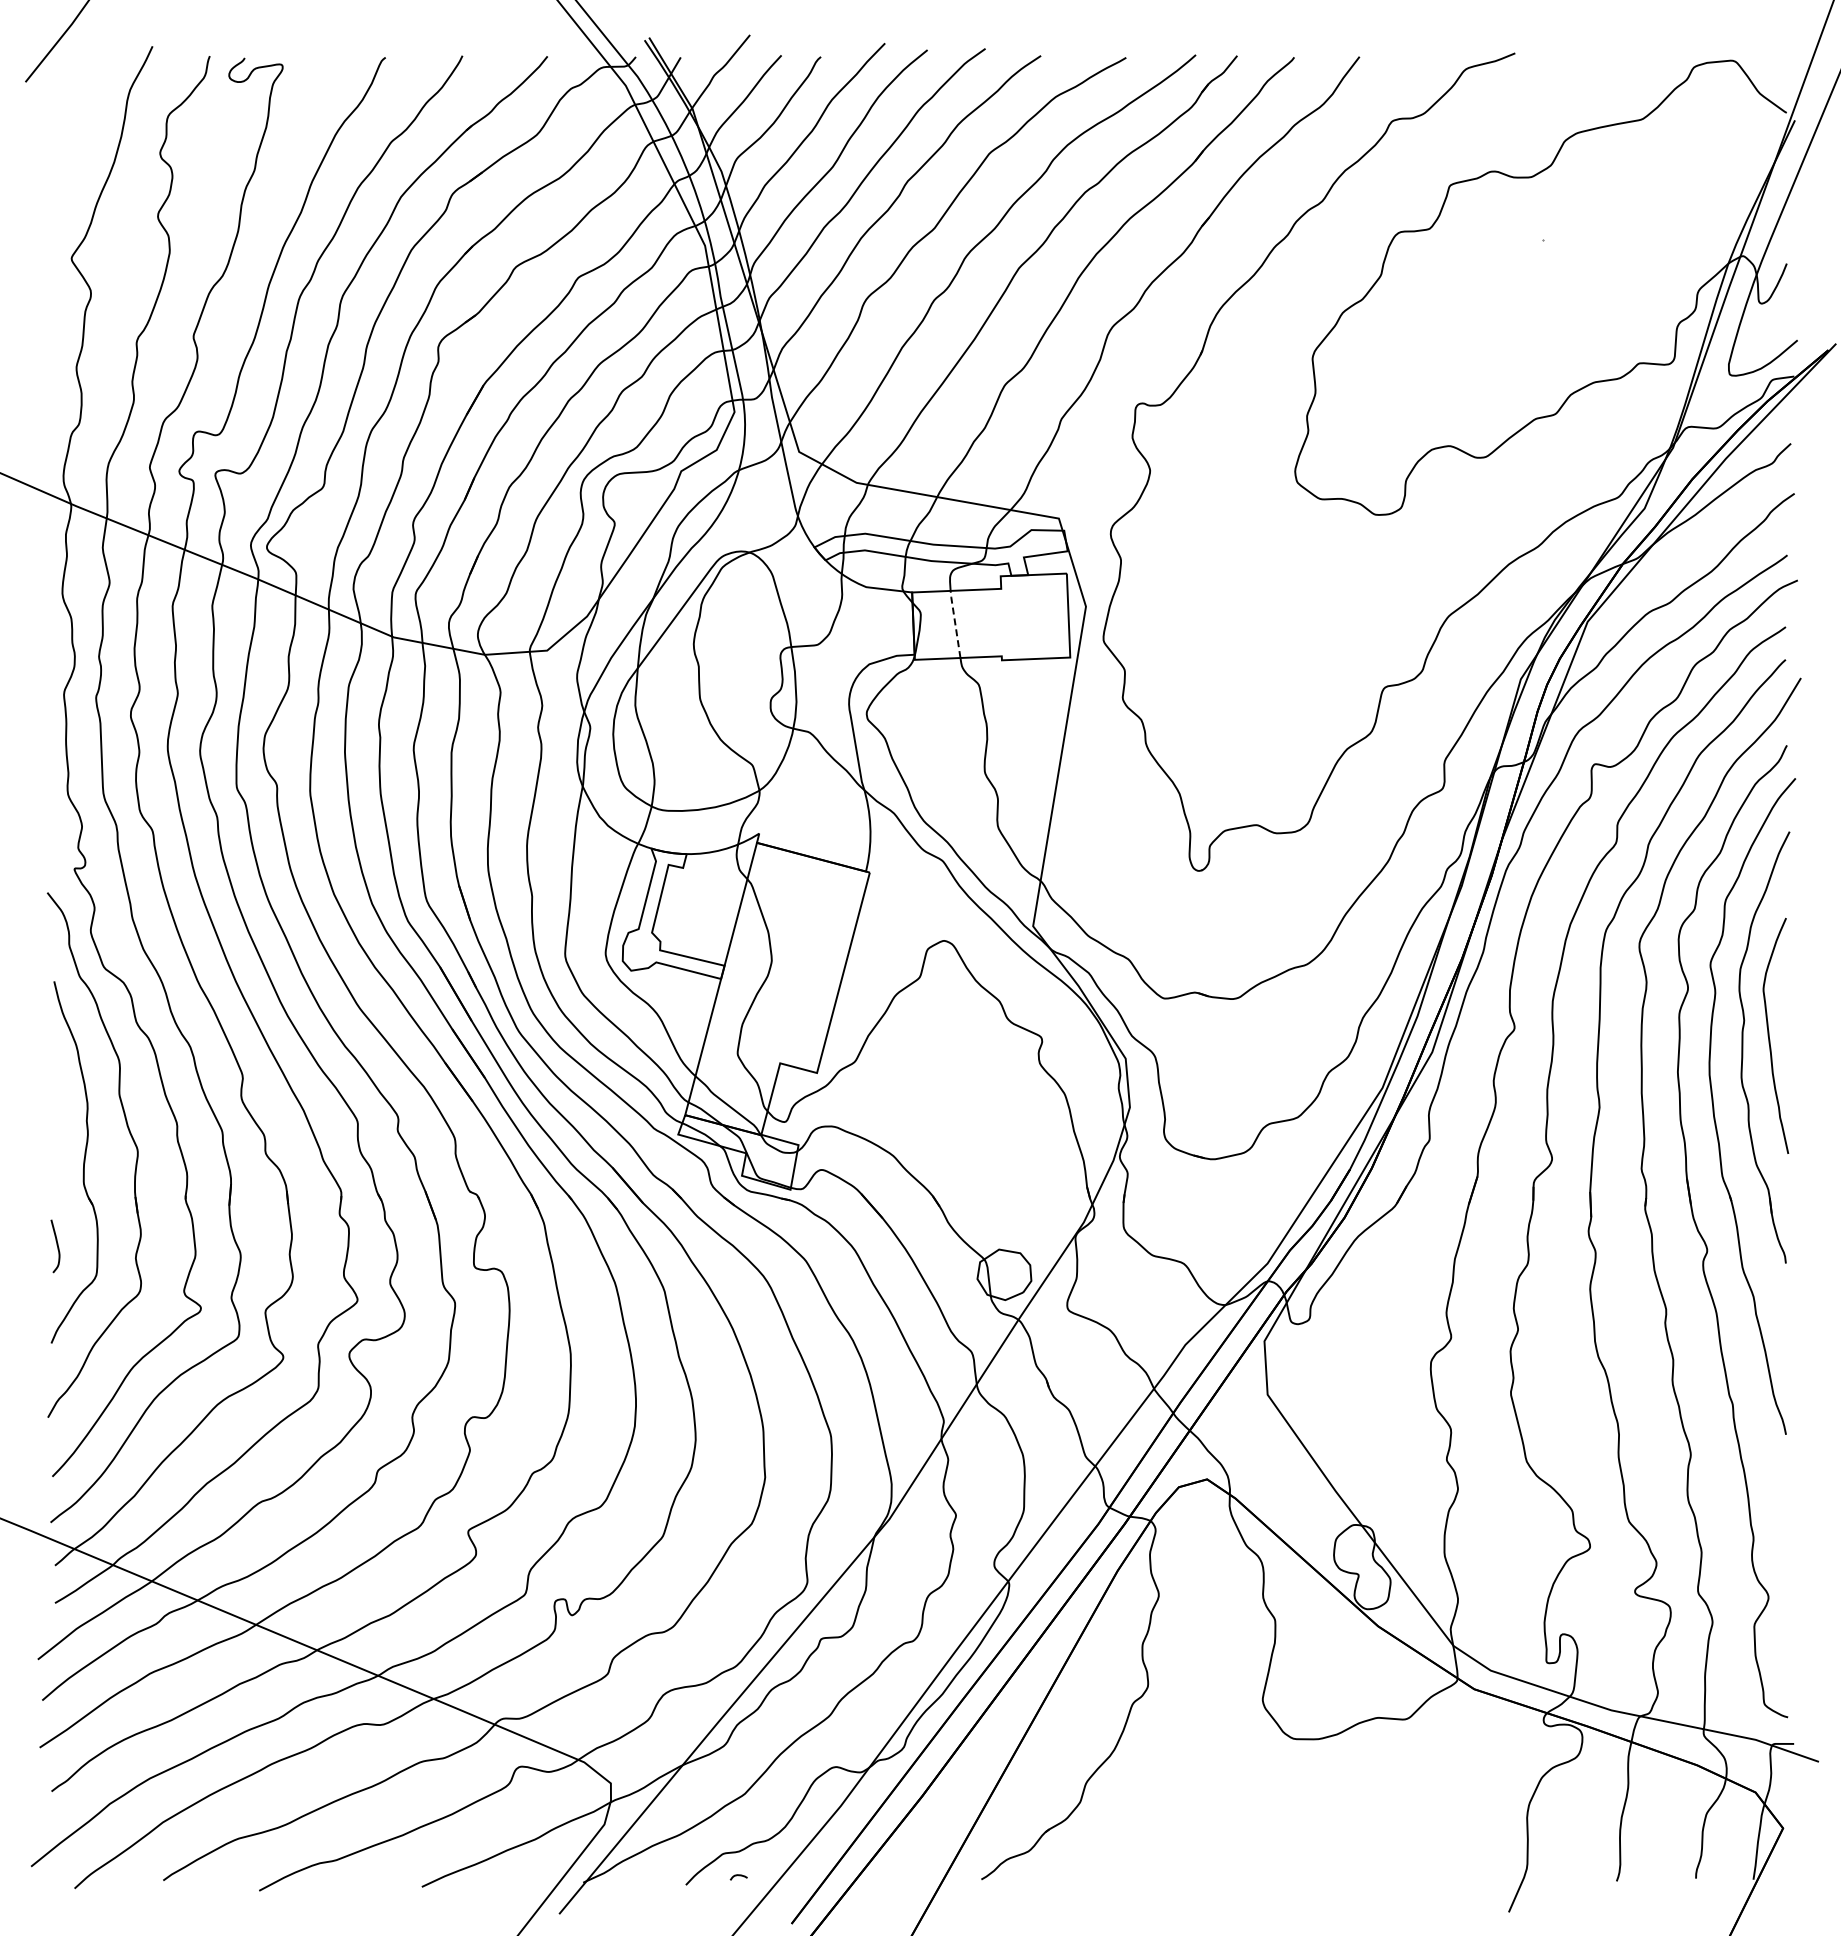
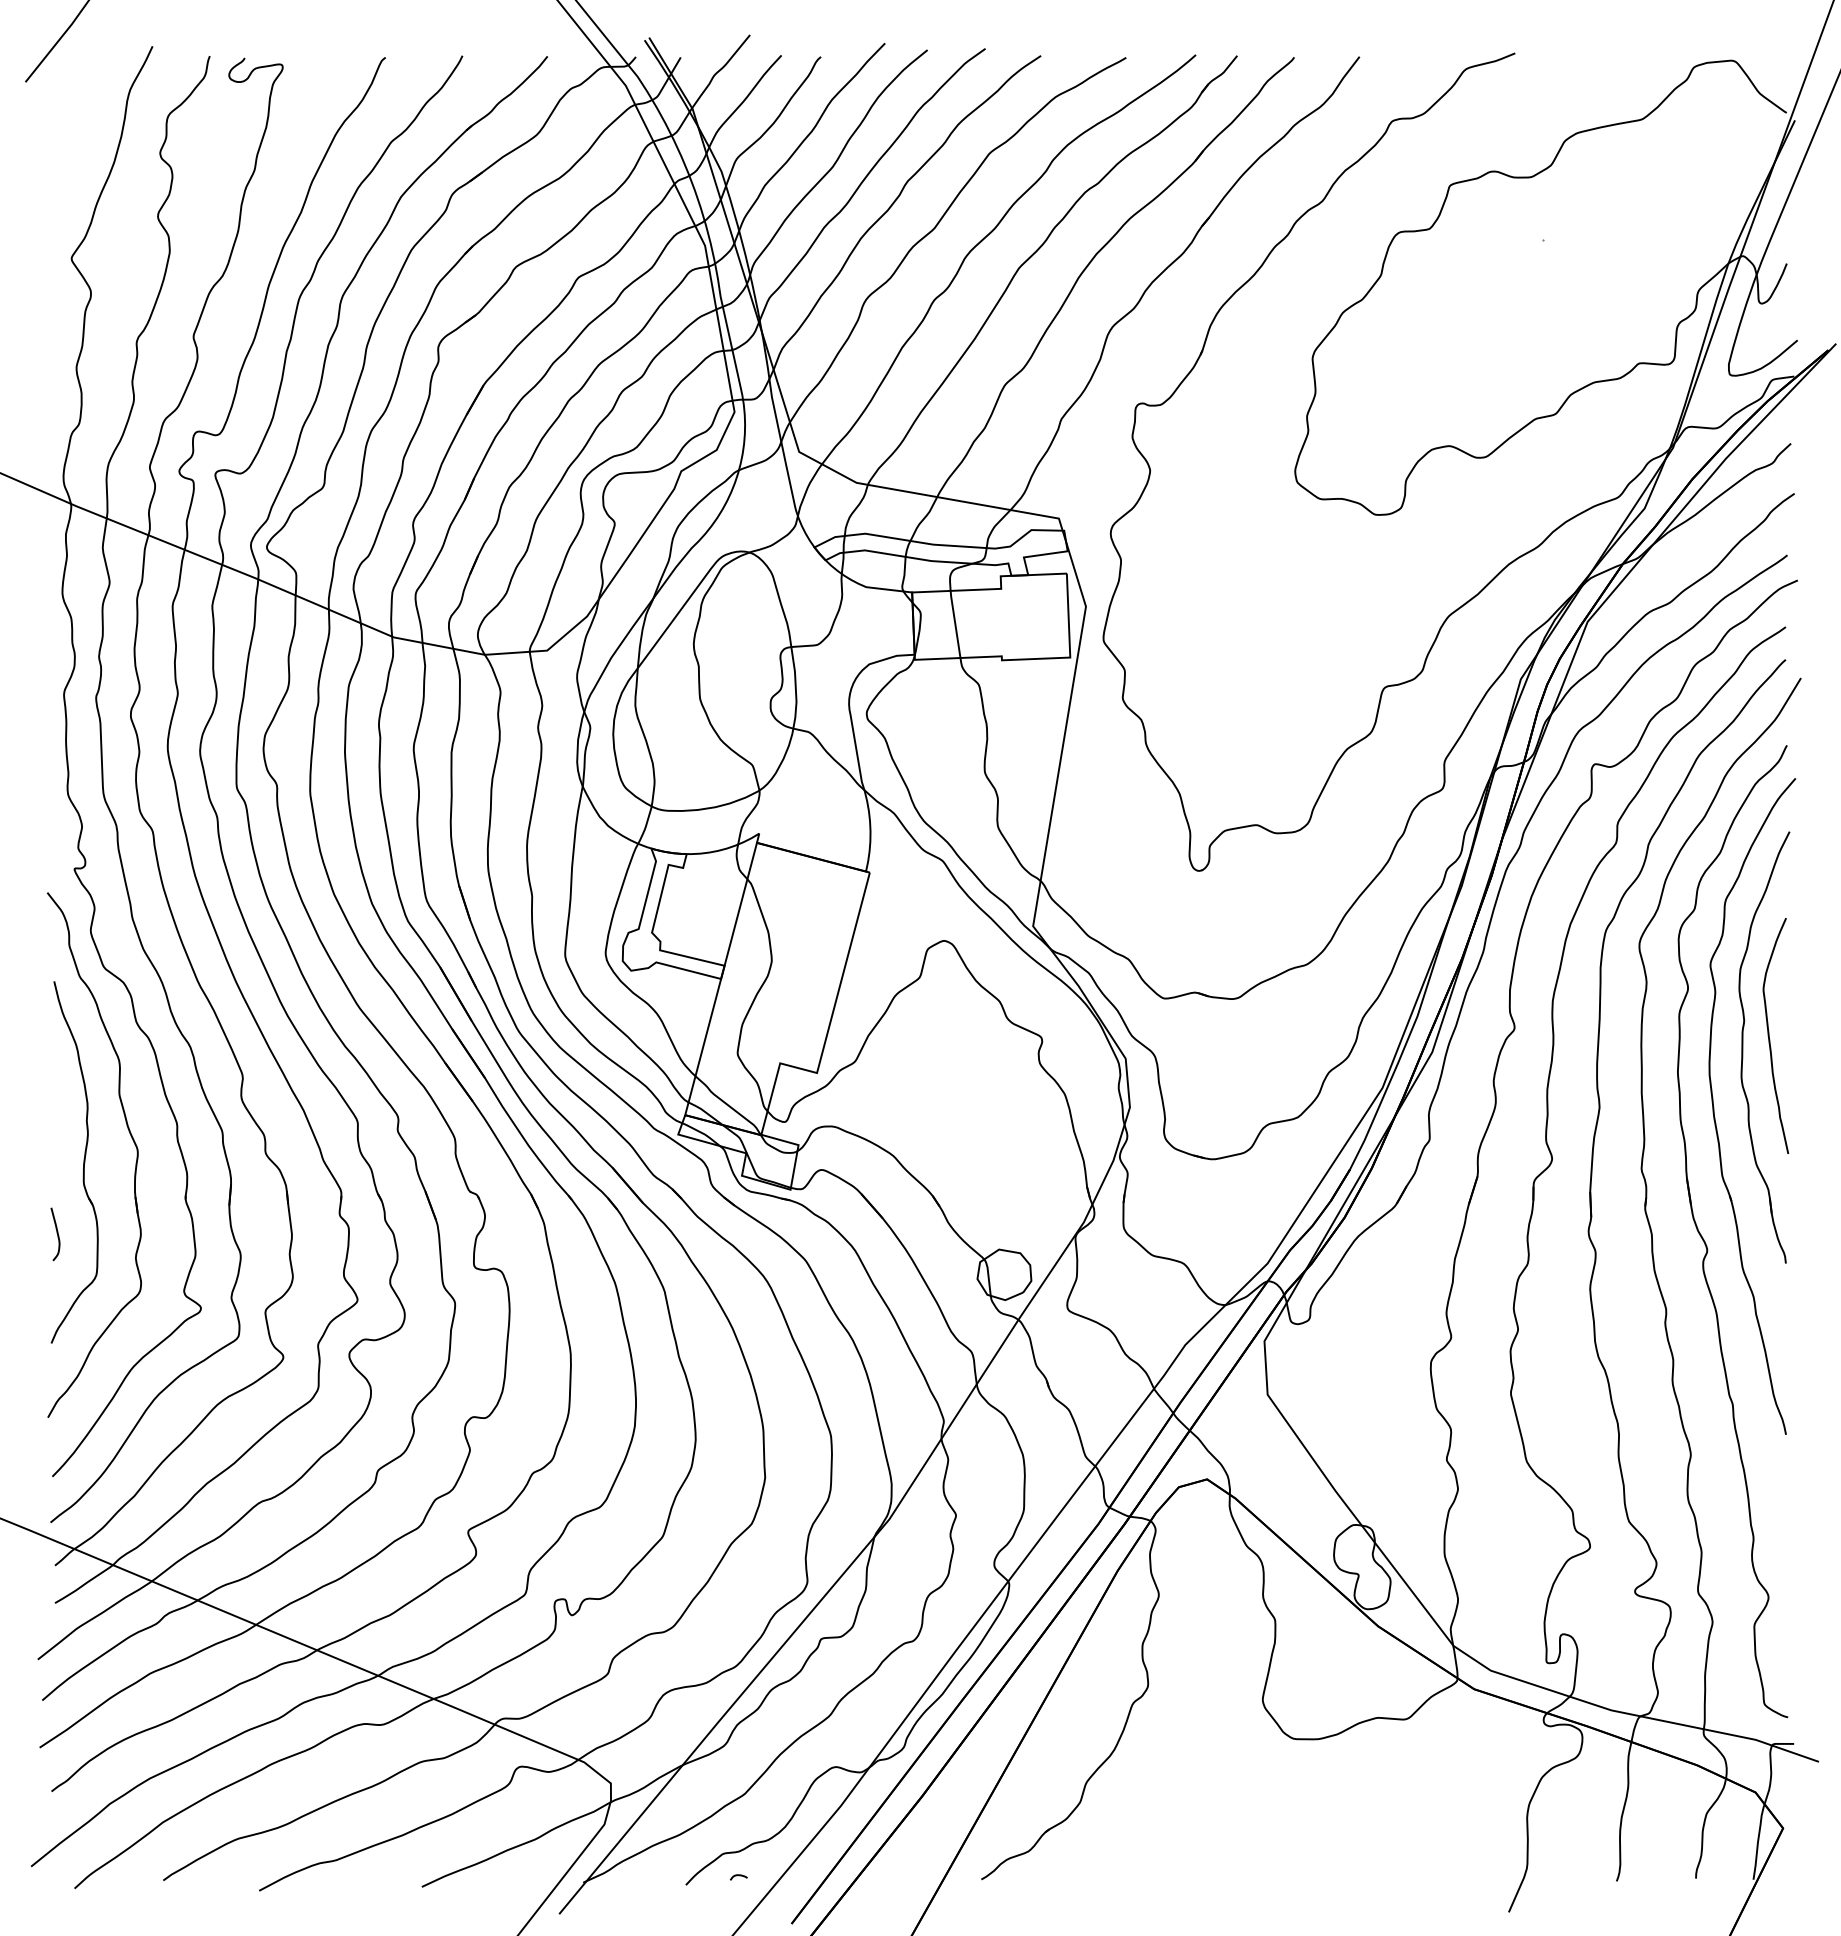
line: dashed -> solid (955, 623)
curve position: (56, 1245) -> (56, 1233) (56, 1233)
